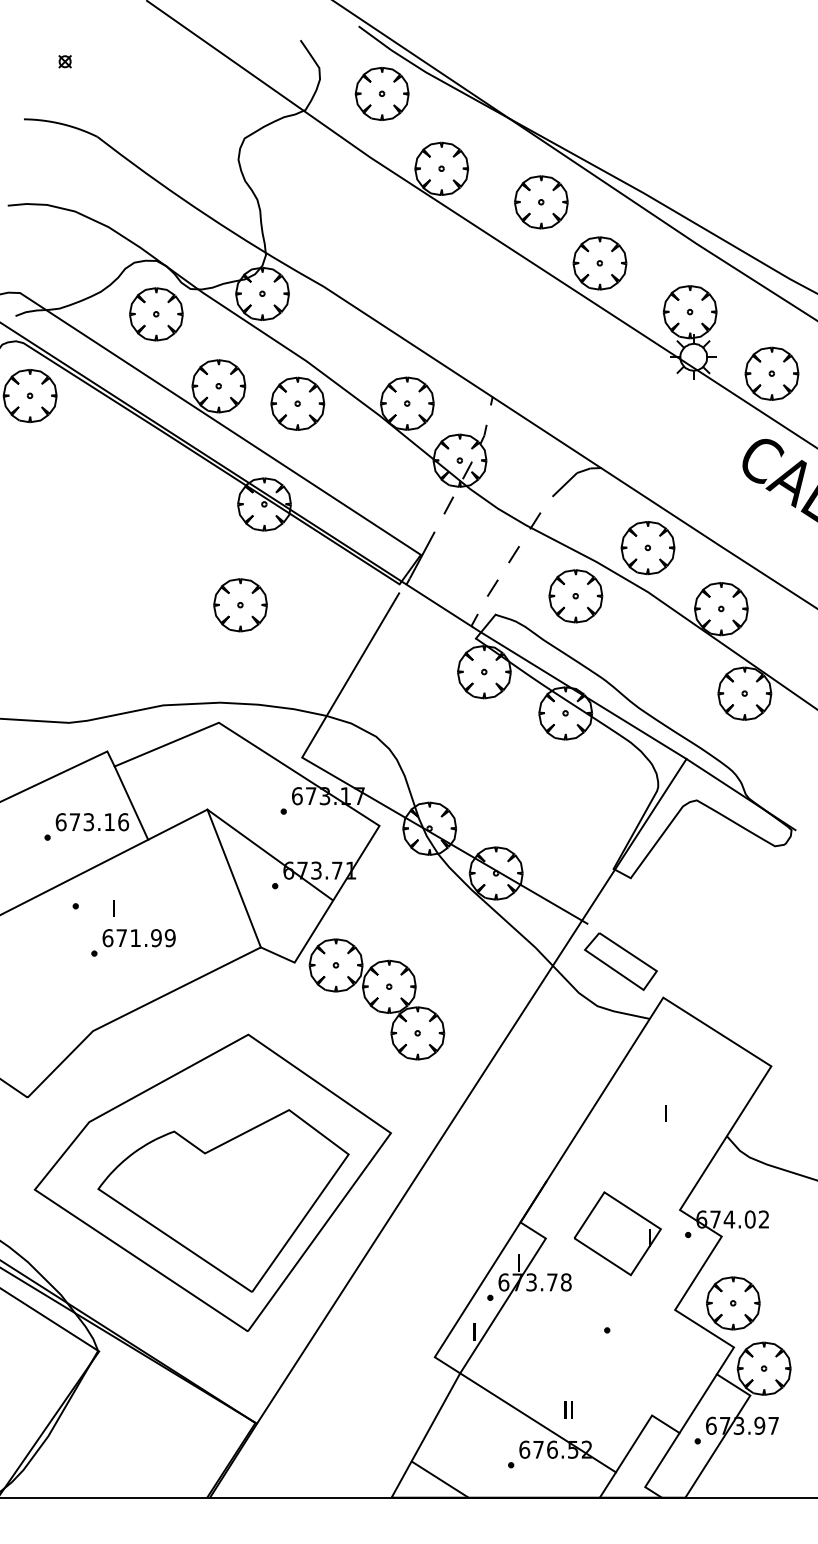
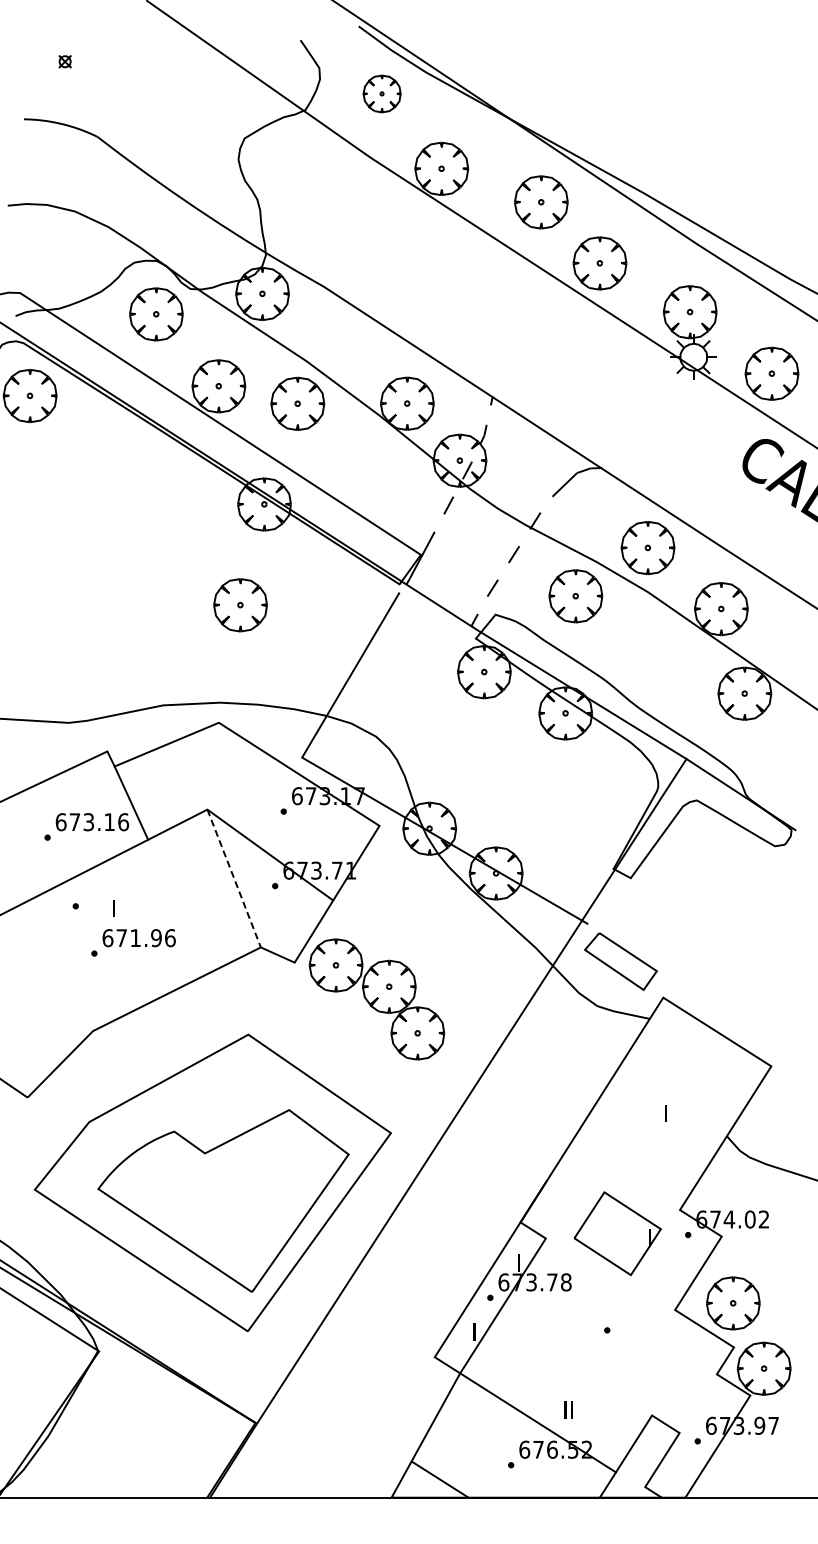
part size: 56x54 px -> 40x40 px (381, 93)
line: solid -> dashed (234, 878)
text: 671.99 -> 671.96 (169, 938)
line: present -> none (697, 1403)
